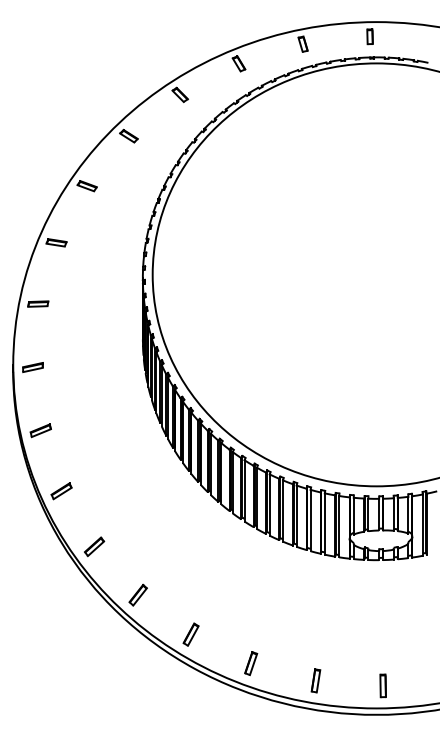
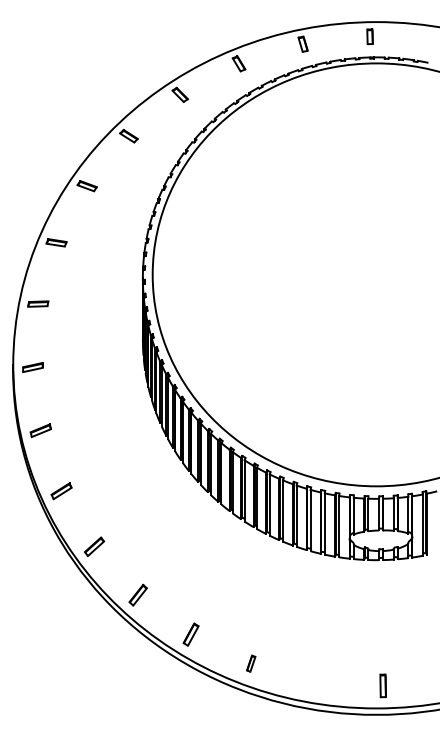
part size: 15x26 px -> 11x19 px (251, 663)
part: present -> none (315, 680)
